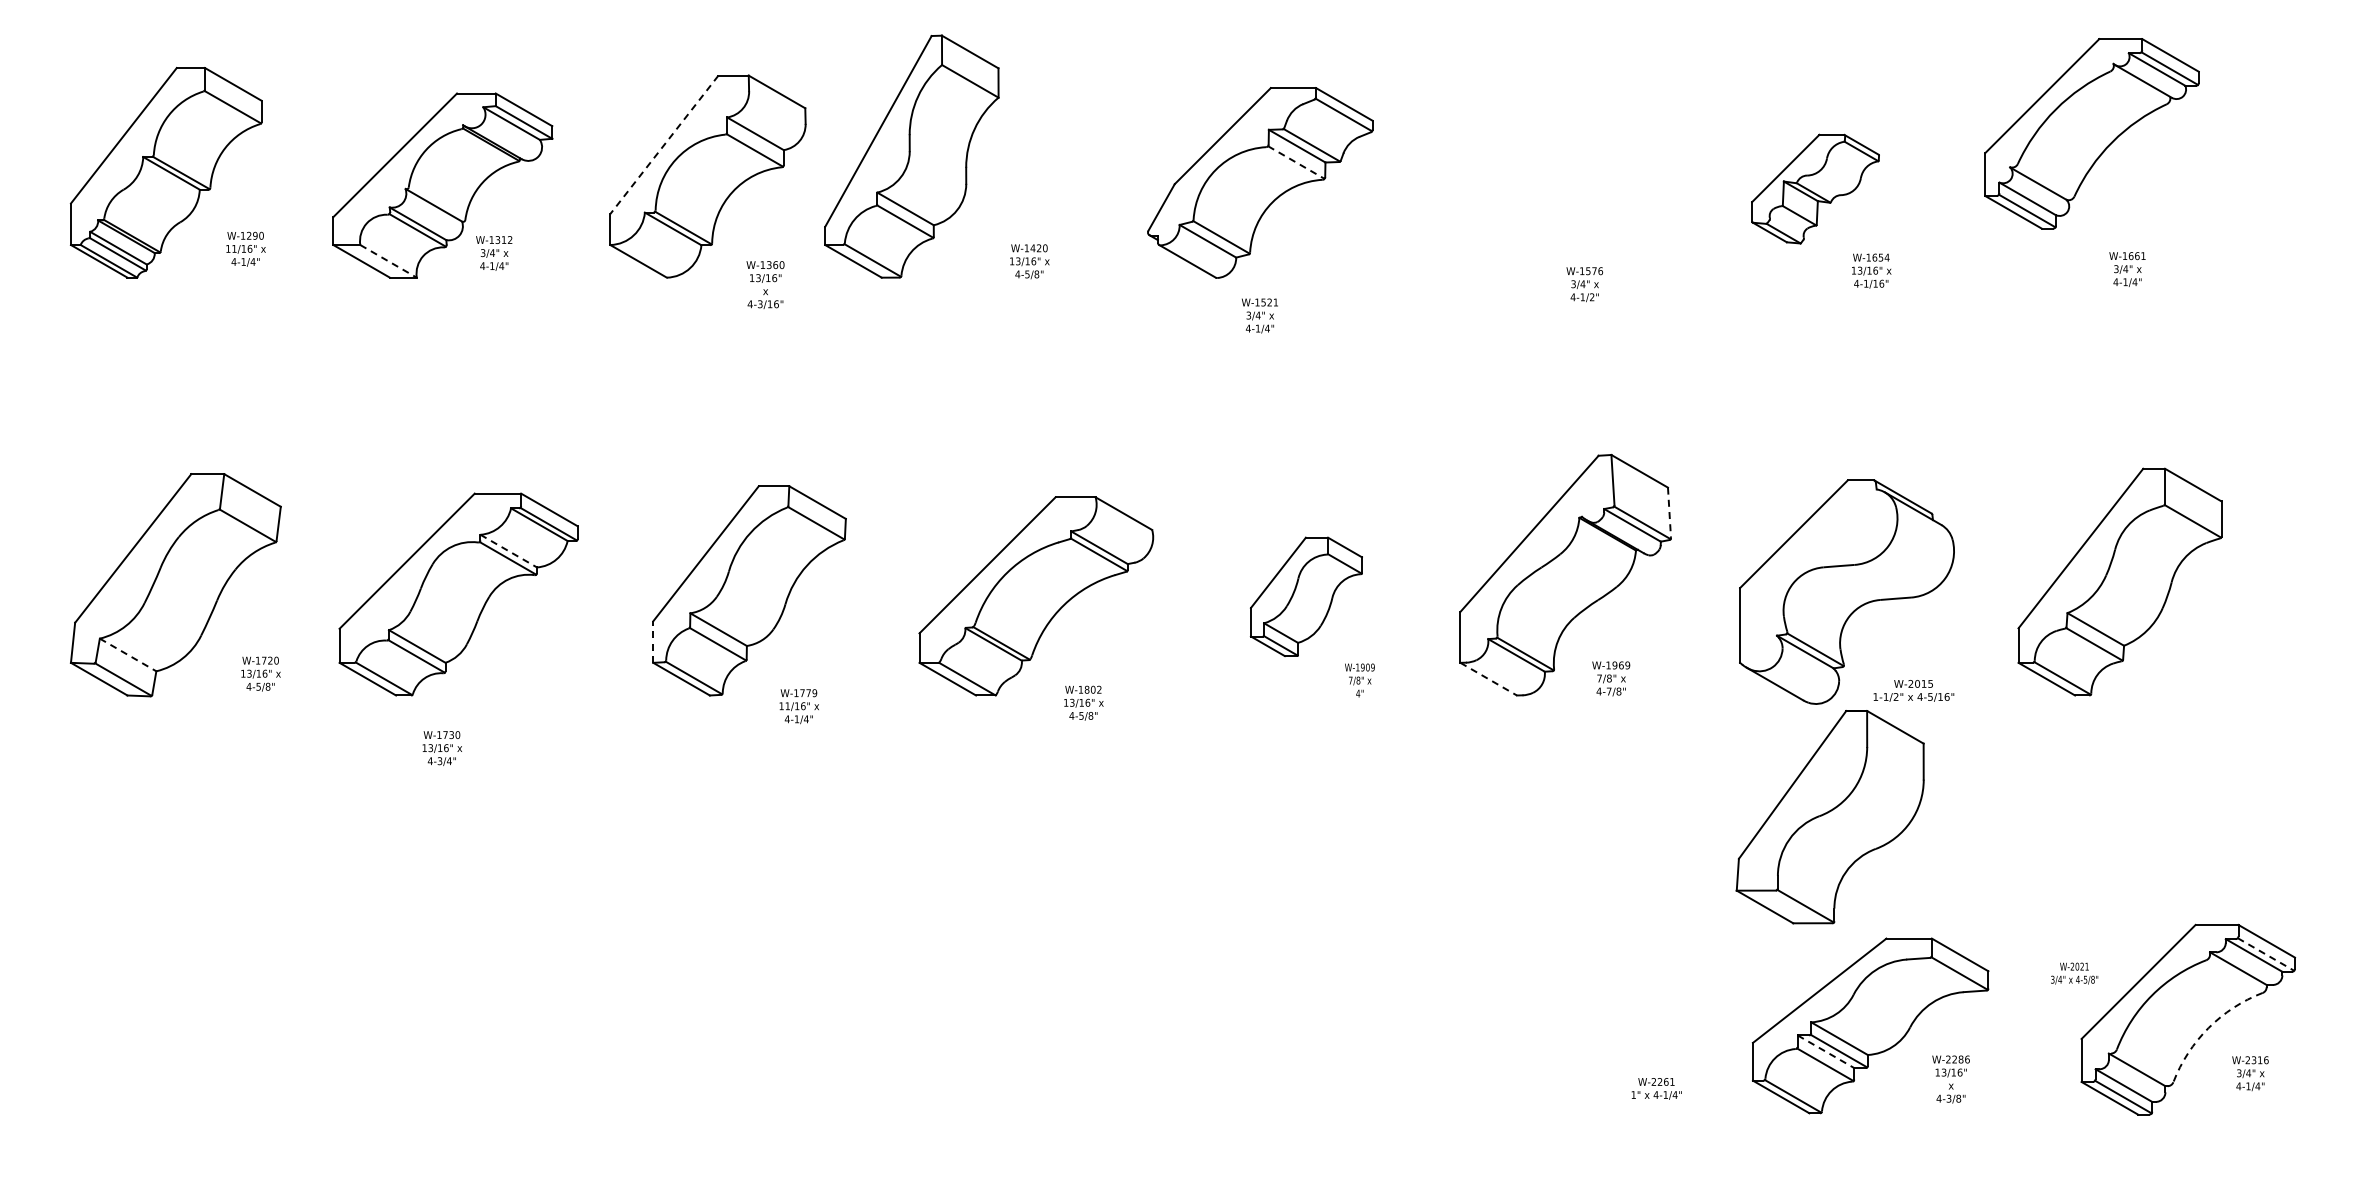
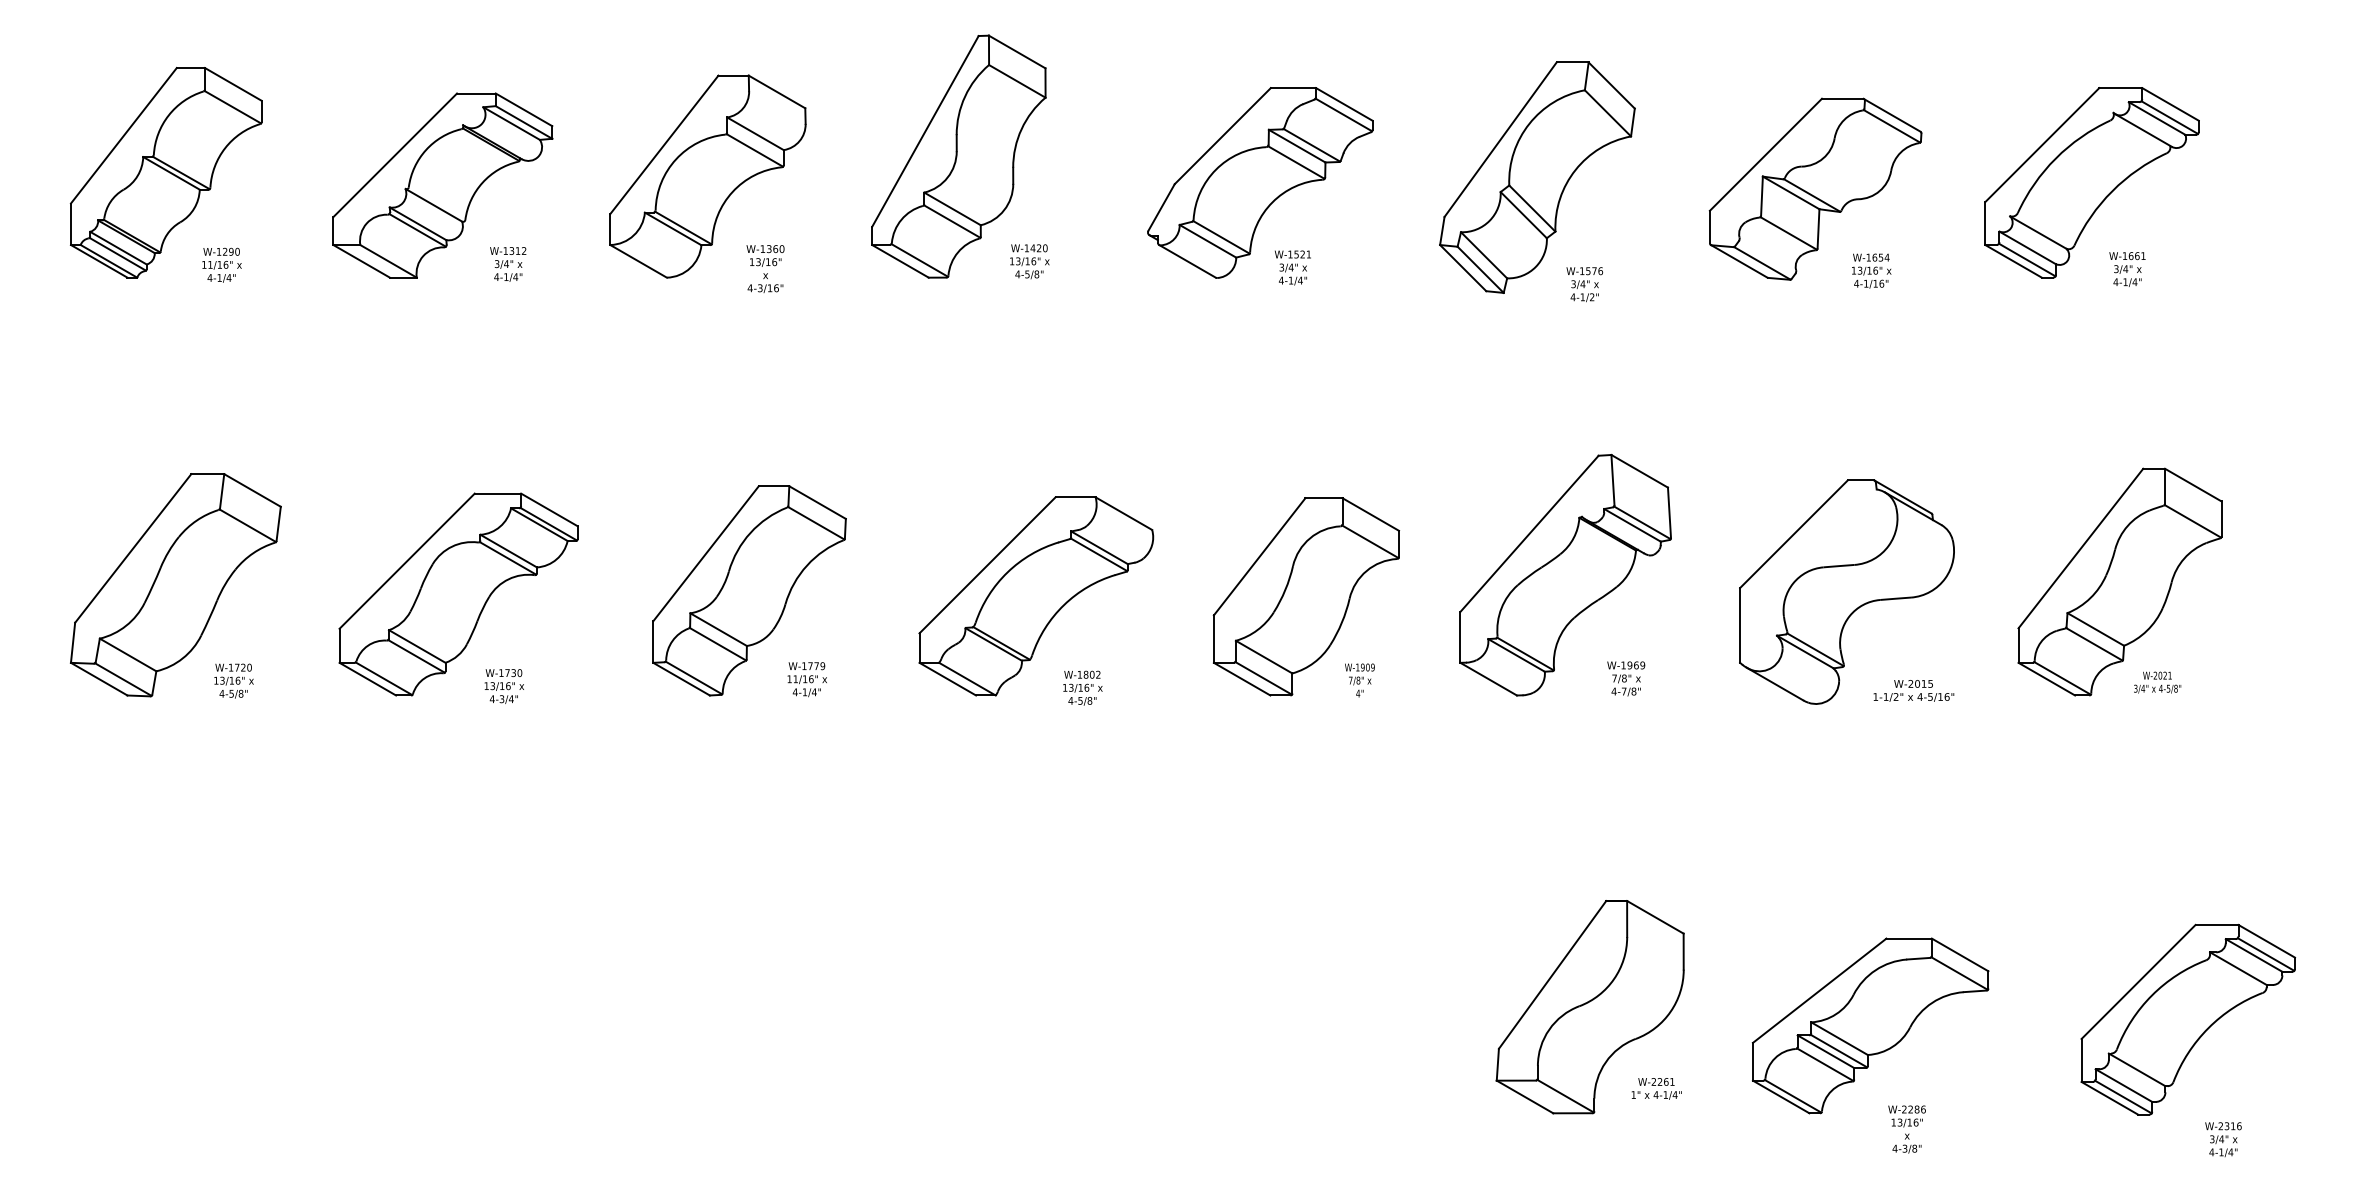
part position: (2091, 133) -> (2091, 182) (2091, 182)
line: dashed -> solid (664, 144)
part position: (911, 156) -> (958, 156) (958, 156)
line: dashed -> solid (1296, 162)
part: none -> present (1537, 177)
part size: 129x112 px -> 215x184 px (1815, 188)
text position: (245, 248) -> (221, 264) (221, 264)
text position: (494, 253) -> (508, 264) (508, 264)
line: dashed -> solid (388, 261)
text position: (765, 284) -> (765, 268) (765, 268)
text position: (1259, 315) -> (1292, 267) (1292, 267)
line: dashed -> solid (1669, 513)
line: dashed -> solid (508, 551)
part size: 114x122 px -> 189x200 px (1306, 596)
line: dashed -> solid (653, 642)
line: dashed -> solid (128, 654)
text position: (260, 673) -> (233, 680) (233, 680)
text position: (1611, 678) -> (1626, 678) (1626, 678)
line: dashed -> solid (1488, 679)
text position: (1083, 702) -> (1082, 687) (1082, 687)
text position: (798, 706) -> (806, 679) (806, 679)
text position: (441, 748) -> (503, 686) (503, 686)
part position: (1829, 817) -> (1589, 1007) (1589, 1007)
line: dashed -> solid (2266, 954)
text position: (2074, 973) -> (2157, 682) (2157, 682)
arc: dashed -> solid (2208, 1028)
line: dashed -> solid (1825, 1051)
text position: (2250, 1073) -> (2223, 1139) (2223, 1139)
text position: (1950, 1079) -> (1906, 1129) (1906, 1129)
